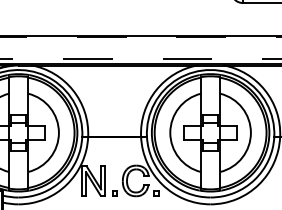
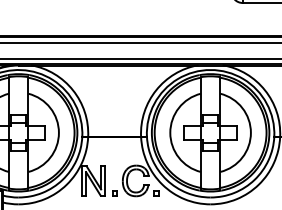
line: dashed -> solid (140, 37)
line: none -> present (140, 42)
line: dashed -> solid (141, 58)
